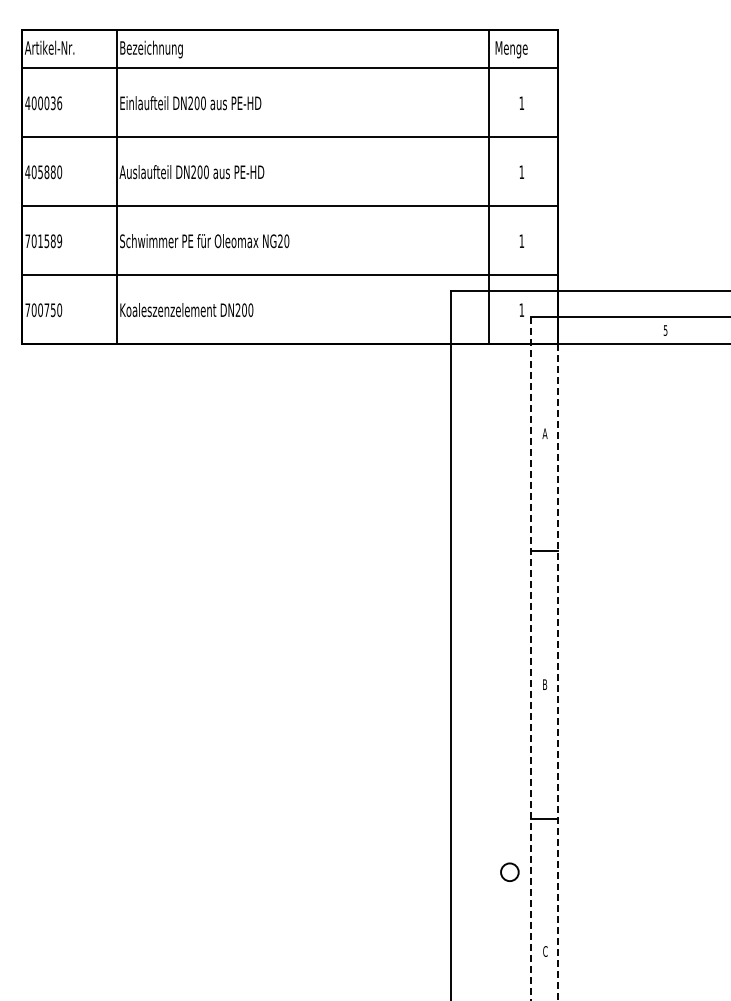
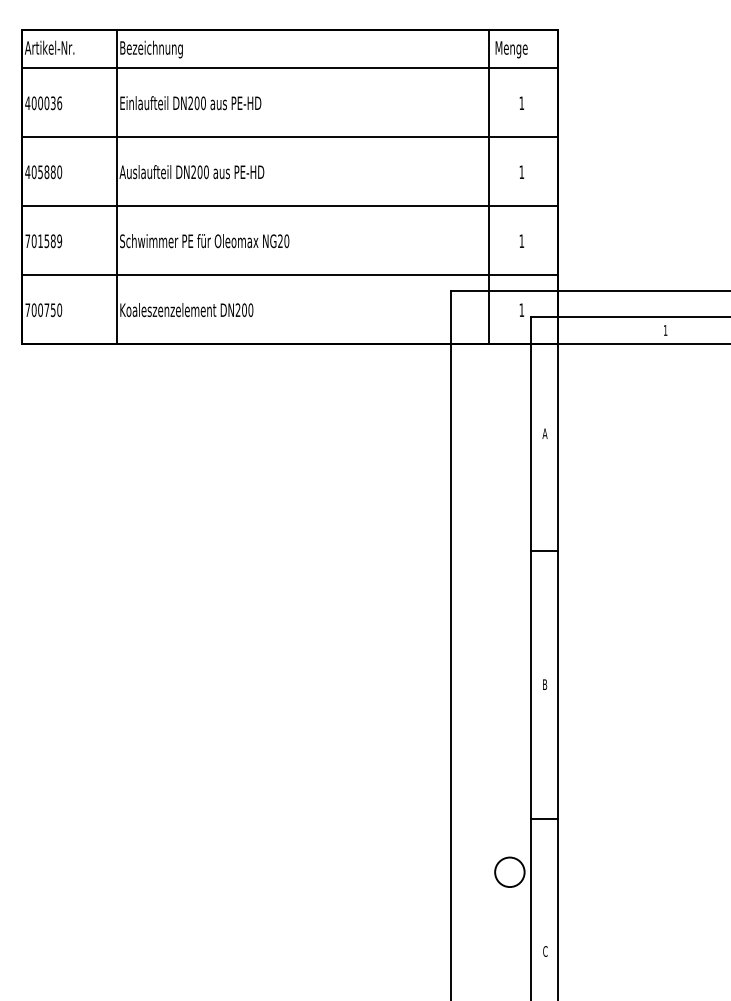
text: 5 -> 1 (665, 330)
line: dashed -> solid (531, 659)
line: dashed -> solid (558, 673)
circle diameter: 18 px -> 29 px (509, 872)
